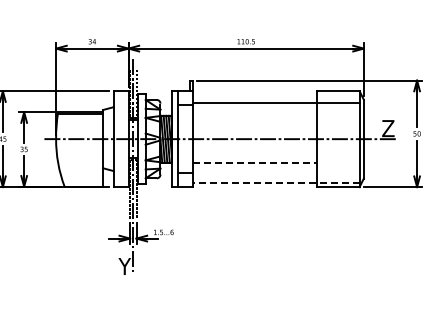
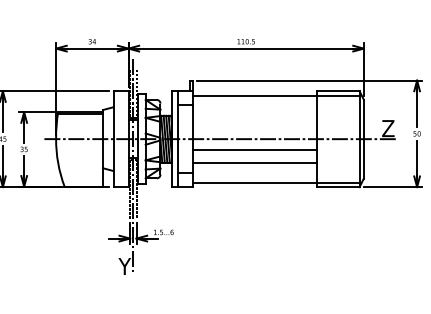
line position: (275, 102) -> (275, 95) (275, 95)
line: none -> present (254, 149)
line: dashed -> solid (254, 162)
line: dashed -> solid (275, 182)
